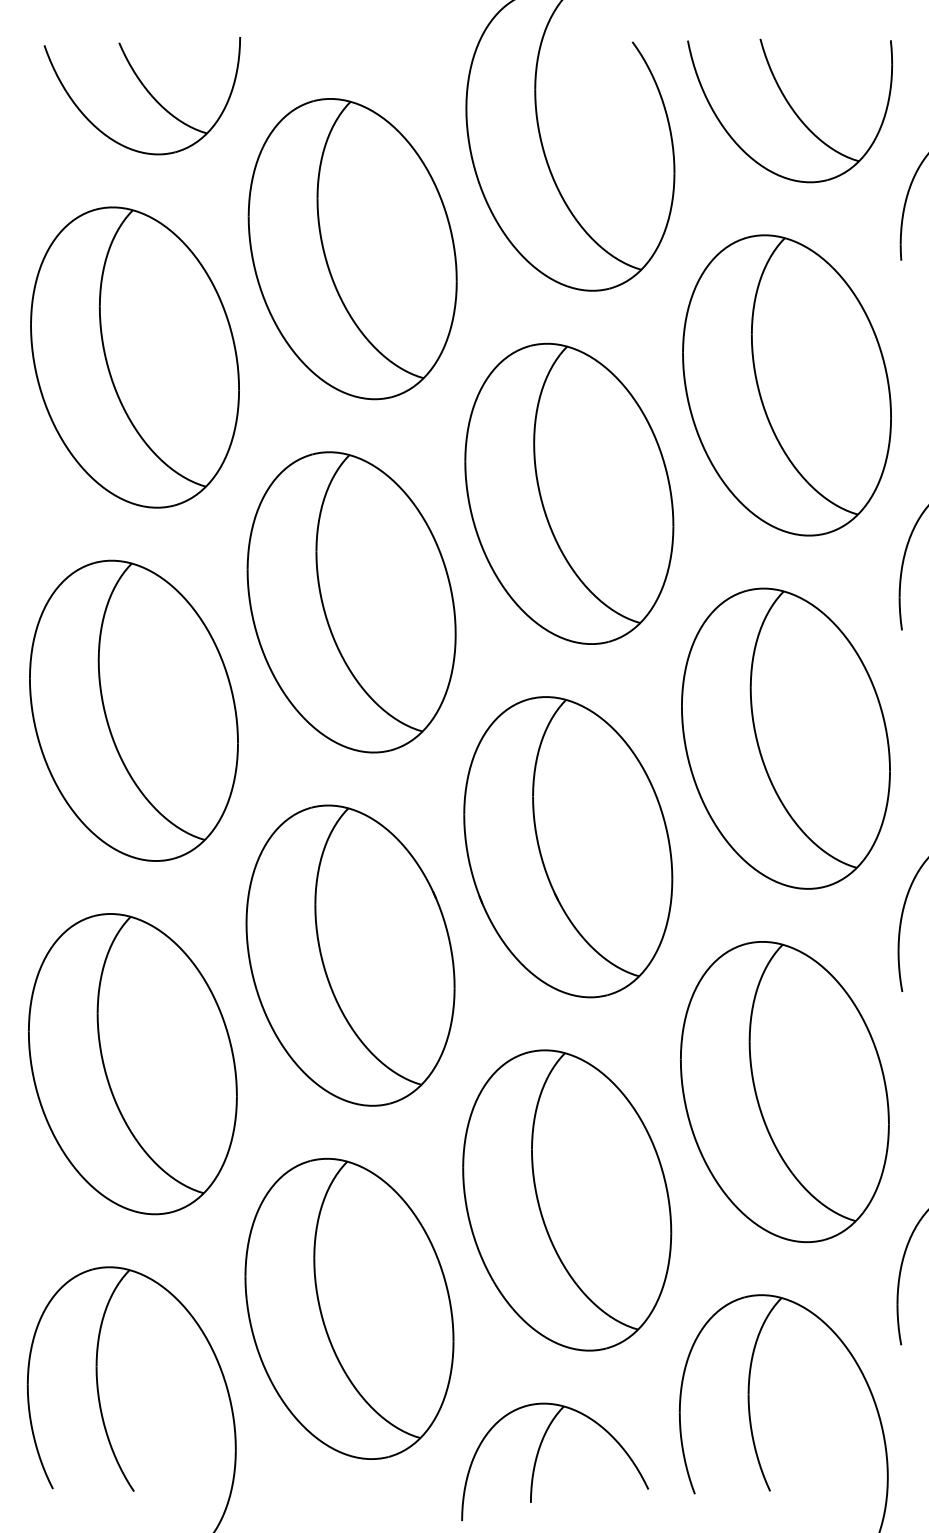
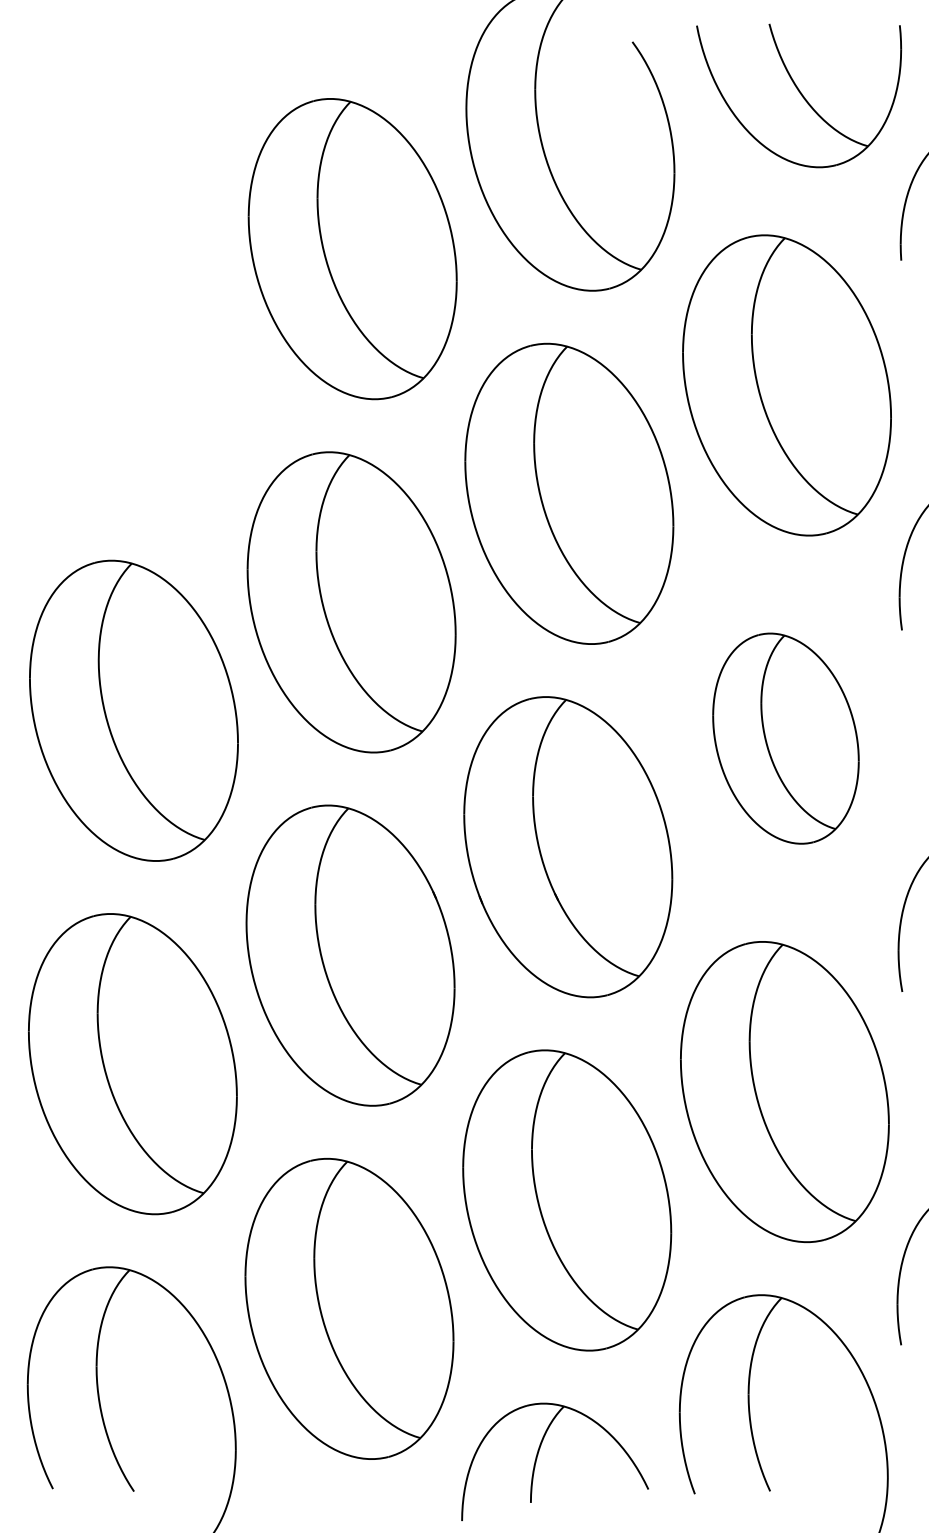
part: present -> none (146, 91)
part position: (790, 110) -> (799, 95) (799, 95)
part: present -> none (134, 357)
part size: 210x303 px -> 148x213 px (785, 738)
